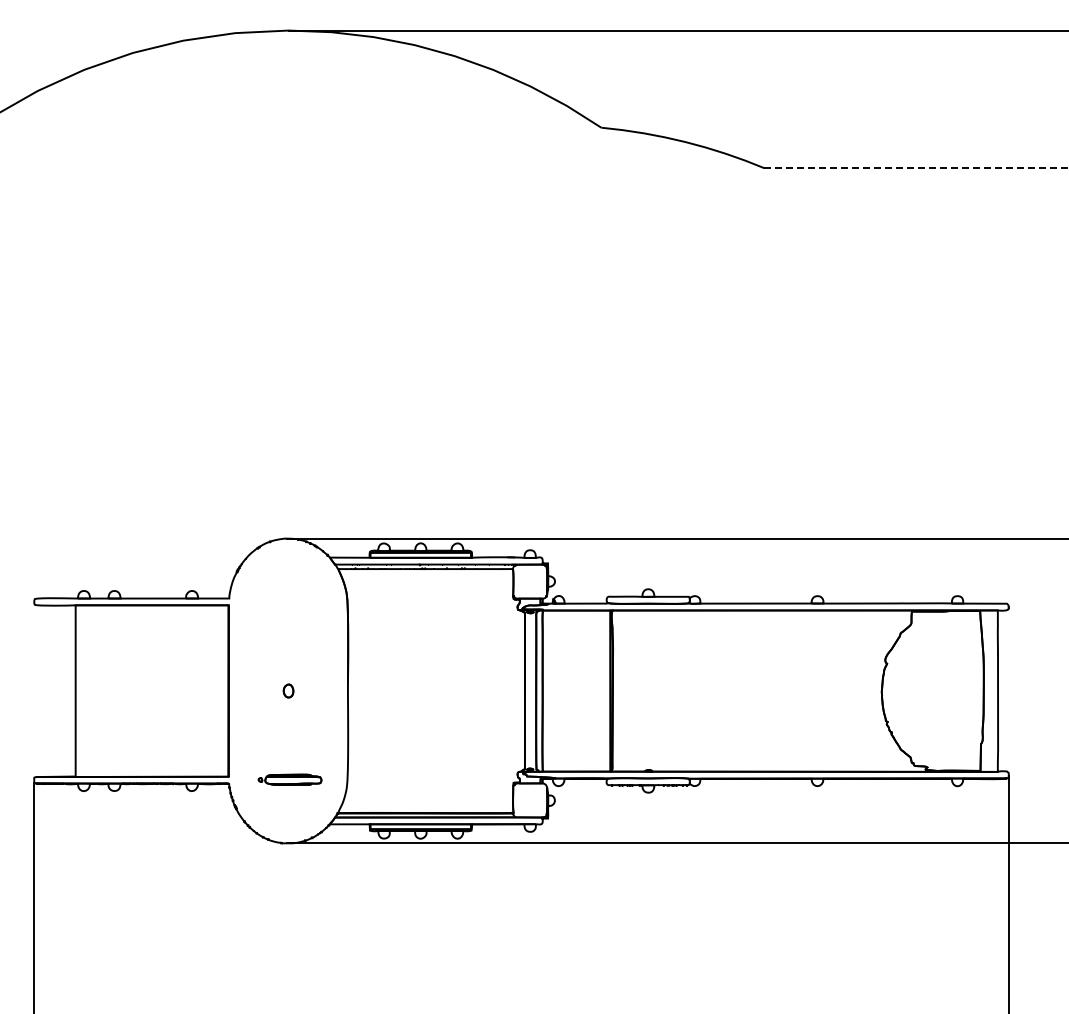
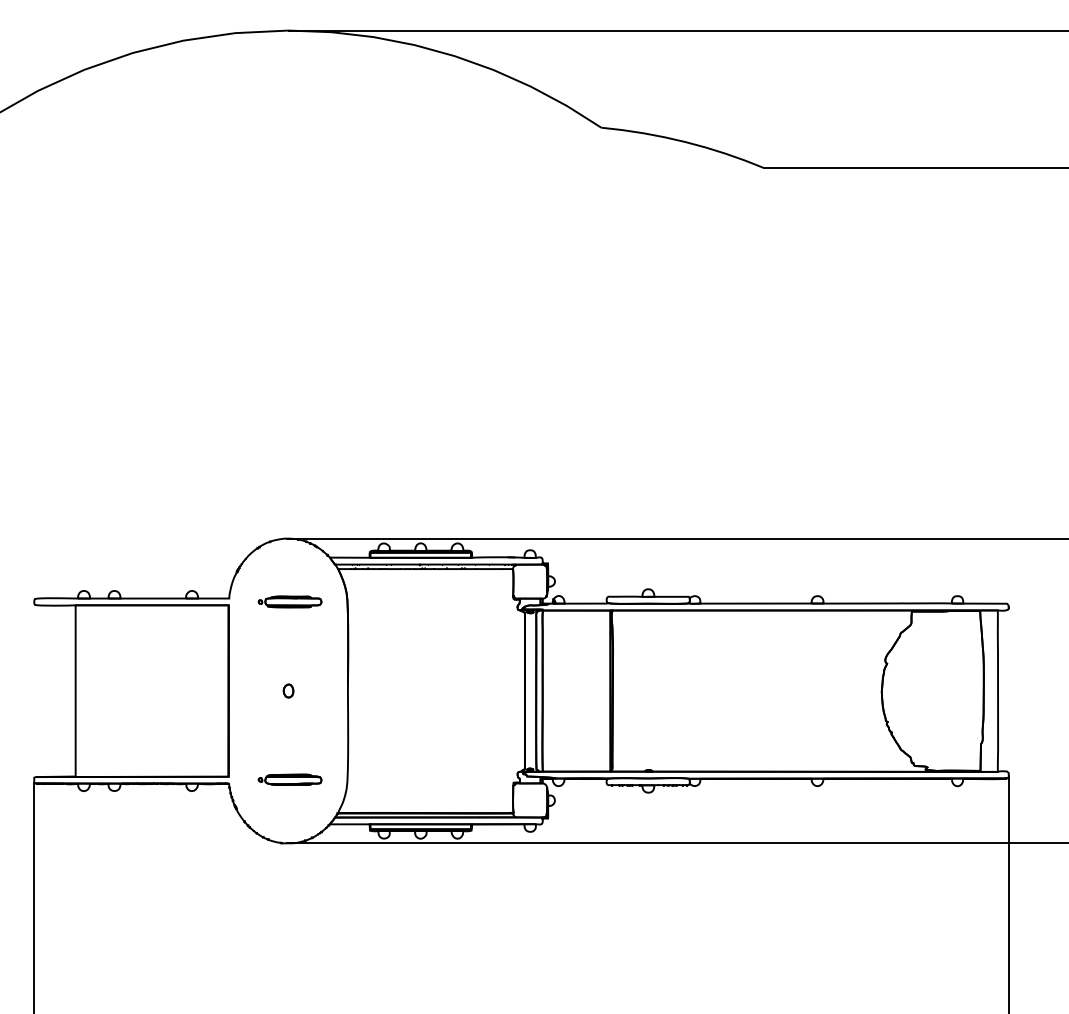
line: dashed -> solid (916, 168)
part: none -> present (289, 601)
